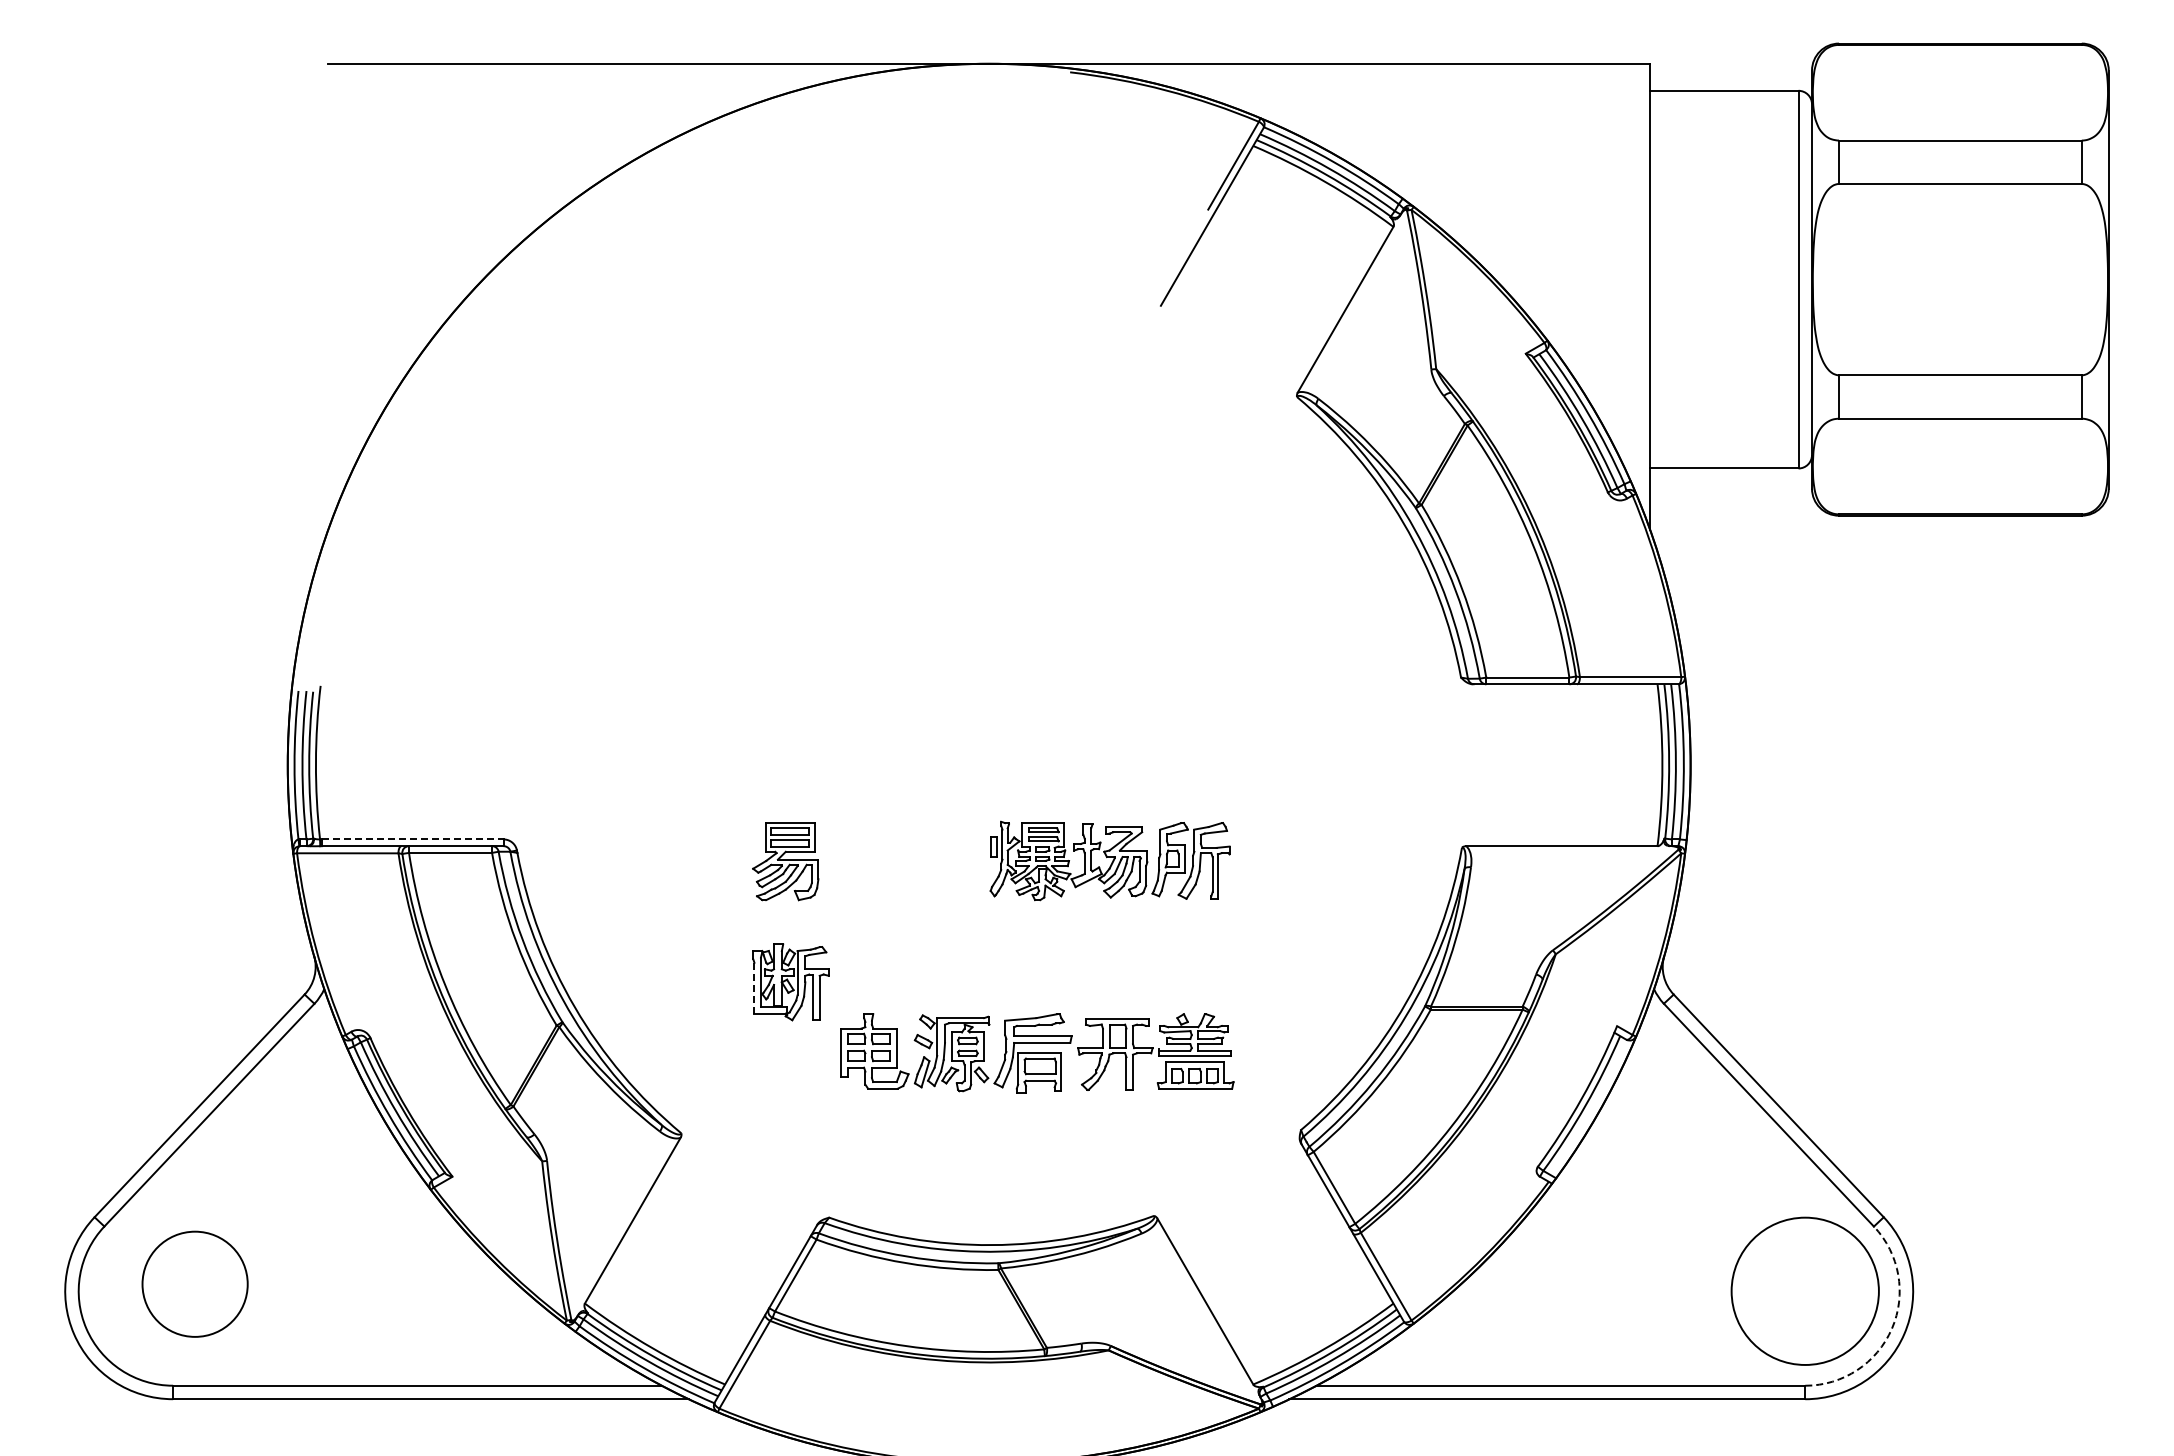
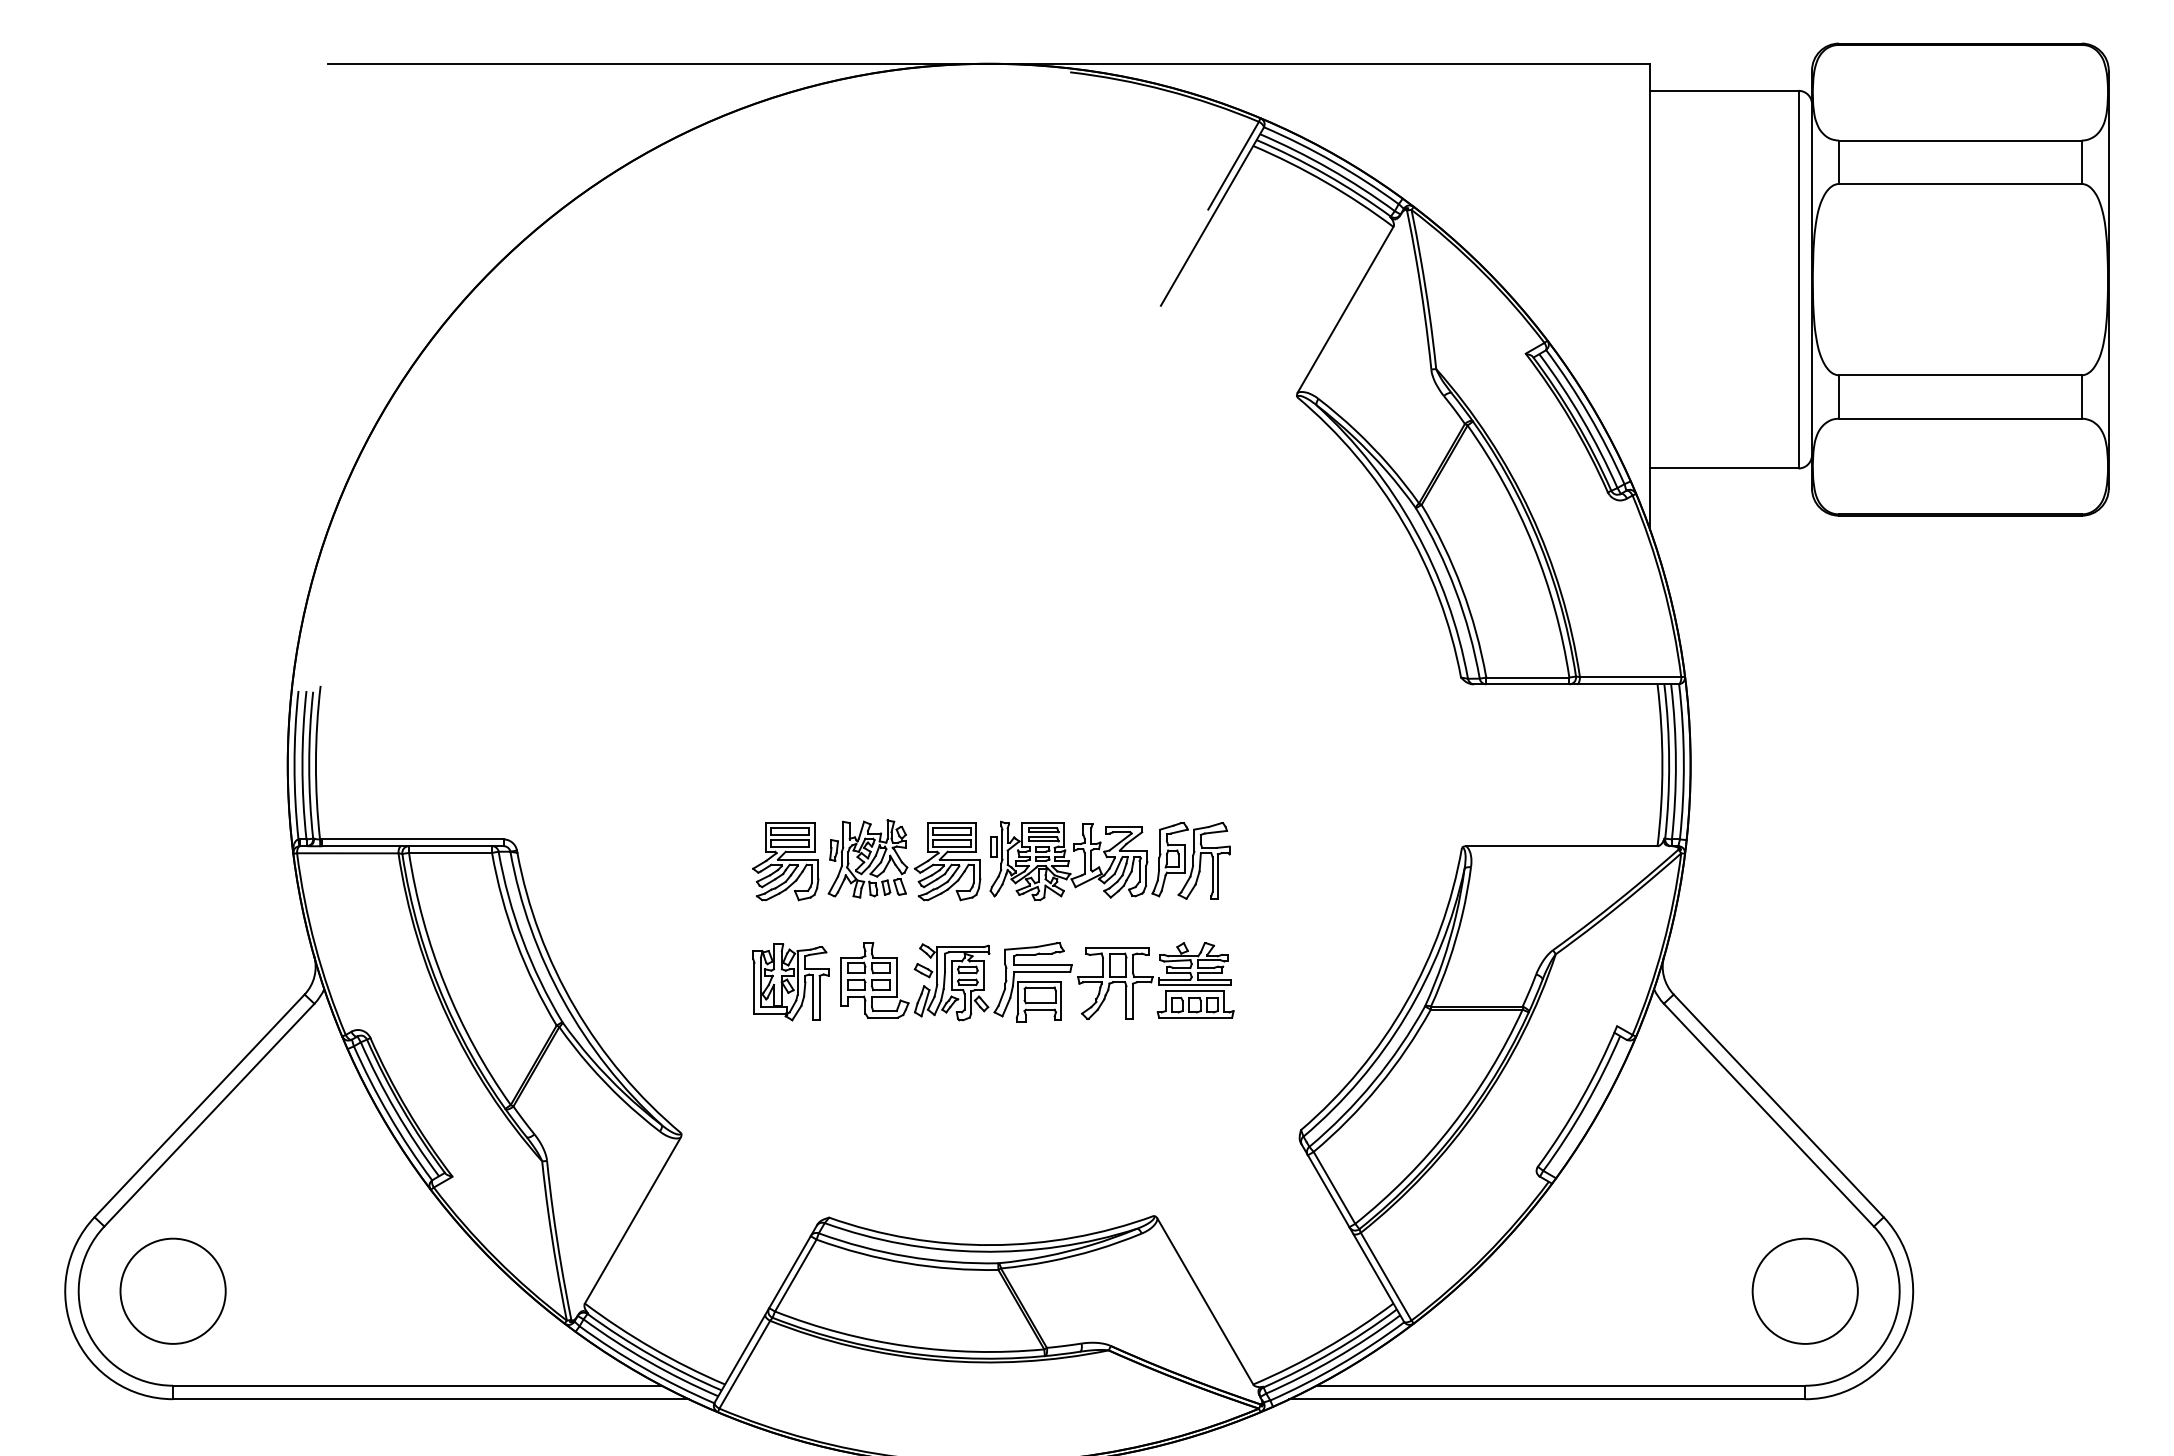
line: dashed -> solid (412, 839)
part: none -> present (904, 860)
line: dashed -> solid (754, 988)
part position: (1037, 1053) -> (1037, 982) (1037, 982)
circle position: (194, 1283) -> (172, 1290) (172, 1290)
circle diameter: 147 px -> 105 px (1804, 1290)
arc: dashed -> solid (1891, 1328)
